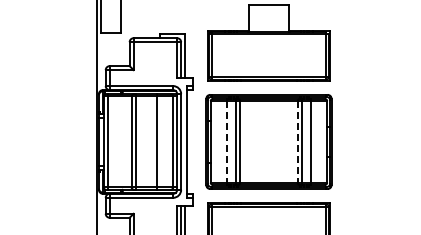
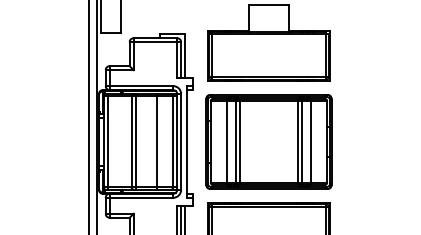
line: none -> present (89, 116)
line: dashed -> solid (226, 141)
line: dashed -> solid (297, 141)
